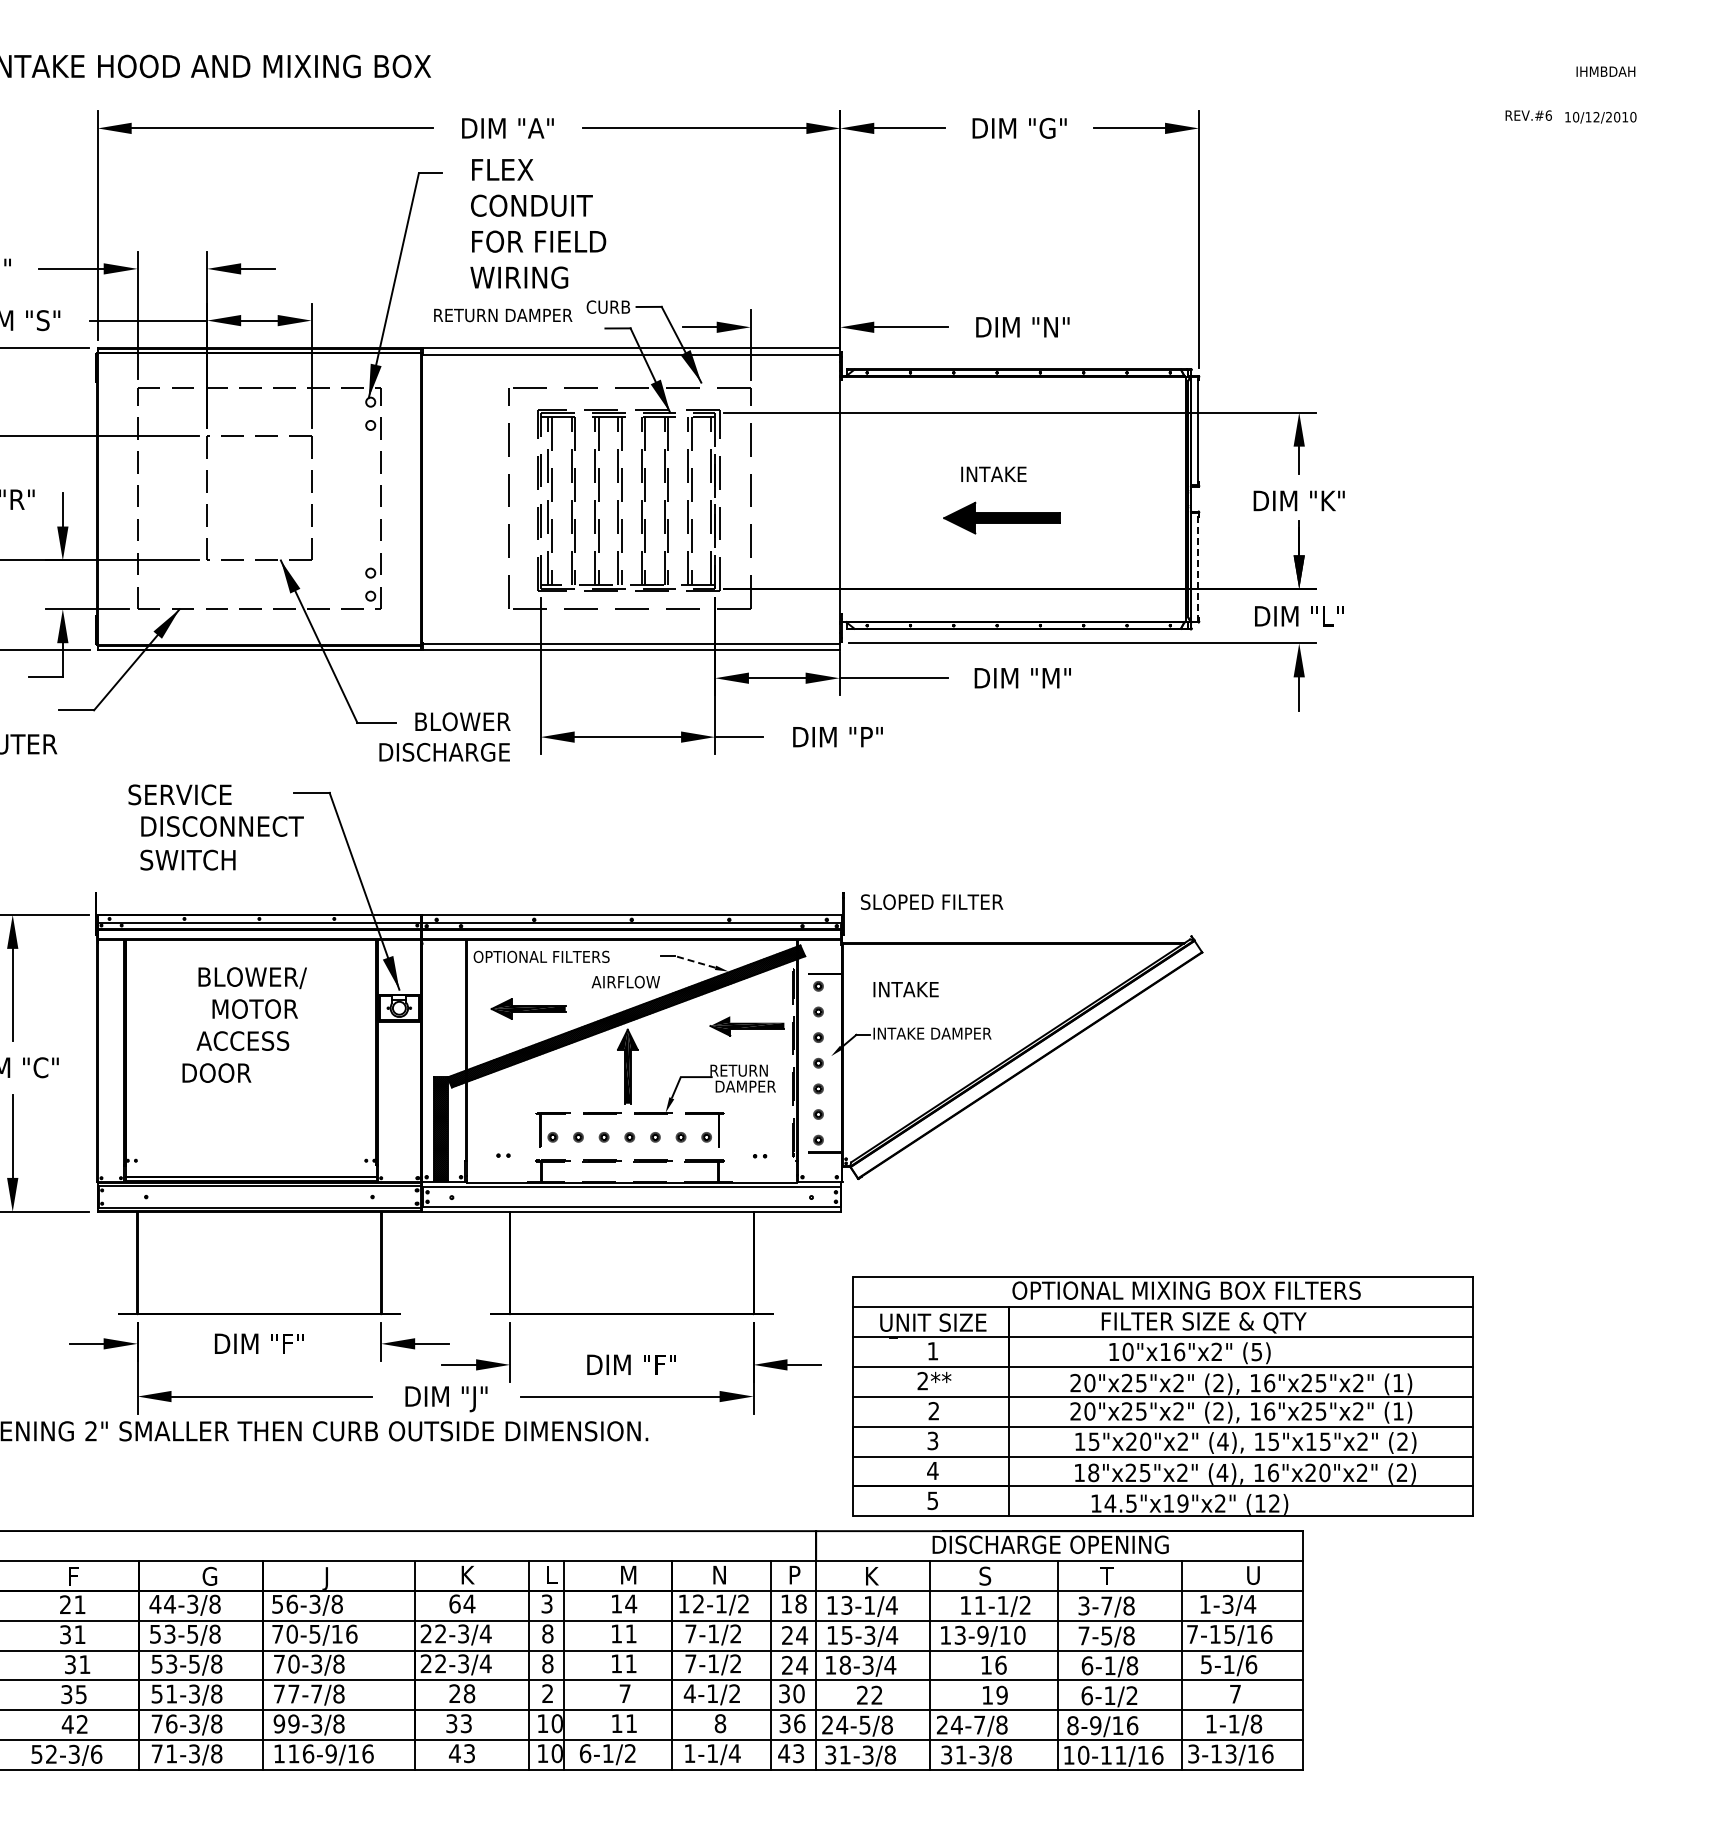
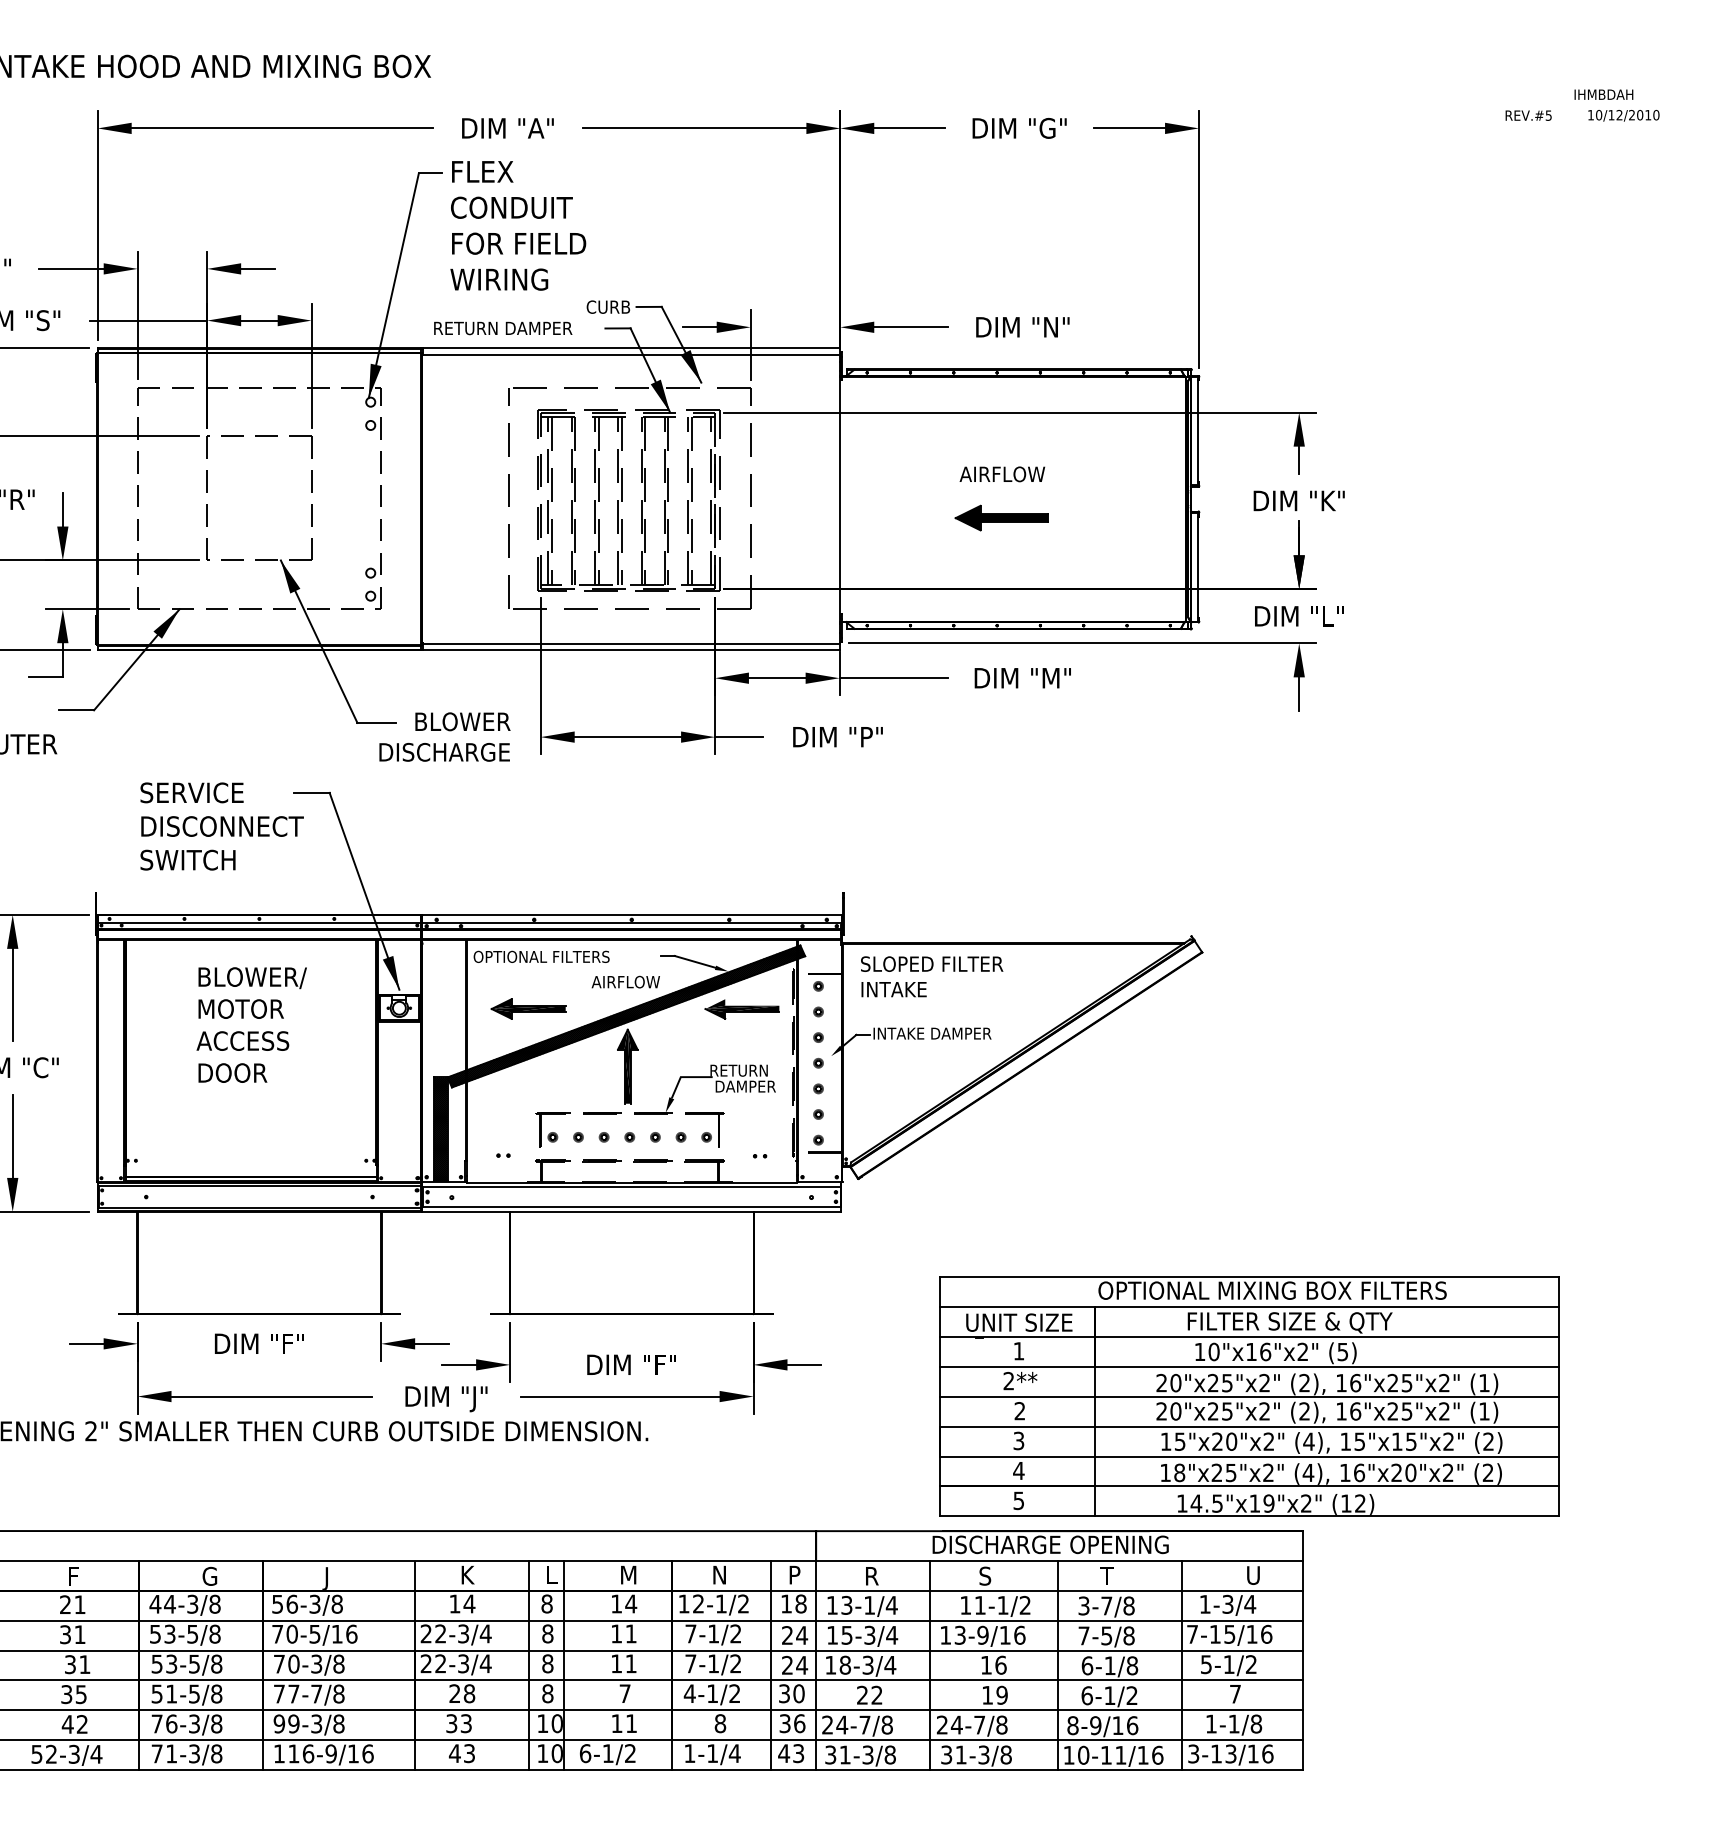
text position: (1605, 71) -> (1603, 94) (1603, 94)
text: REV.#6 -> REV.#5 (1548, 115)
text position: (1600, 117) -> (1623, 115) (1623, 115)
text position: (538, 223) -> (518, 225) (518, 225)
text position: (503, 315) -> (503, 328) (503, 328)
text: INTAKE -> AIRFLOW (1002, 474)
part size: 118x34 px -> 95x28 px (1001, 517)
line: dashed -> solid (1197, 566)
text position: (179, 794) -> (191, 792) (191, 792)
text position: (932, 901) -> (932, 963) (932, 963)
line: dashed -> solid (694, 961)
text position: (905, 989) -> (893, 989) (893, 989)
text position: (254, 1008) -> (240, 1008) (240, 1008)
part position: (746, 1026) -> (741, 1009) (741, 1009)
text position: (216, 1072) -> (232, 1072) (232, 1072)
part position: (1163, 1396) -> (1249, 1396) (1249, 1396)
text: K -> R (873, 1576)
text: 64 -> 14 (454, 1603)
text: 3 -> 8 (546, 1603)
text: 13-9/10 -> 13-9/16 (1019, 1634)
text: 5-1/6 -> 5-1/2 (1251, 1664)
text: 51-3/8 -> 51-5/8 (194, 1693)
text: 2 -> 8 (547, 1693)
text: 24-5/8 -> 24-7/8 (864, 1724)
text: 52-3/6 -> 52-3/4 (96, 1753)
